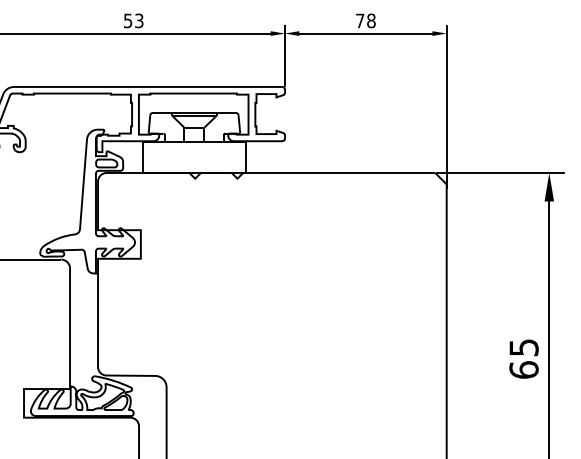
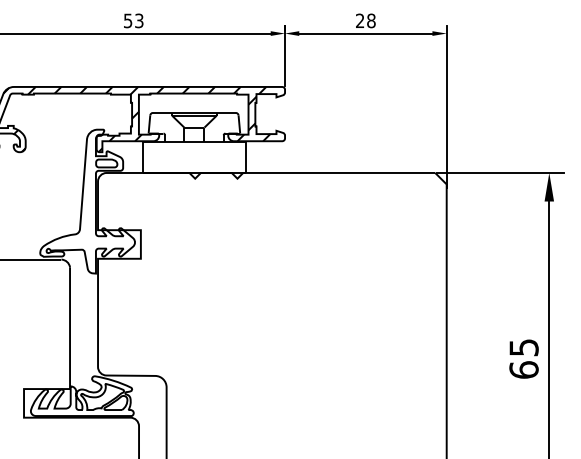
text: 78 -> 28 (360, 20)
hatch: none -> present (136, 119)
